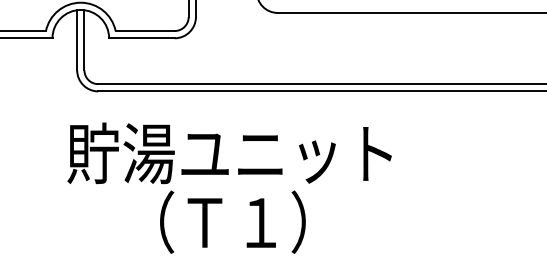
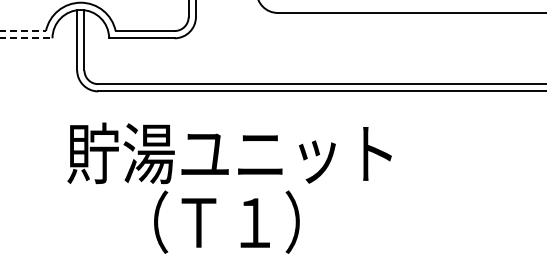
line: solid -> dashed (23, 31)
line: solid -> dashed (26, 38)
text position: (232, 221) -> (226, 221) (226, 221)
